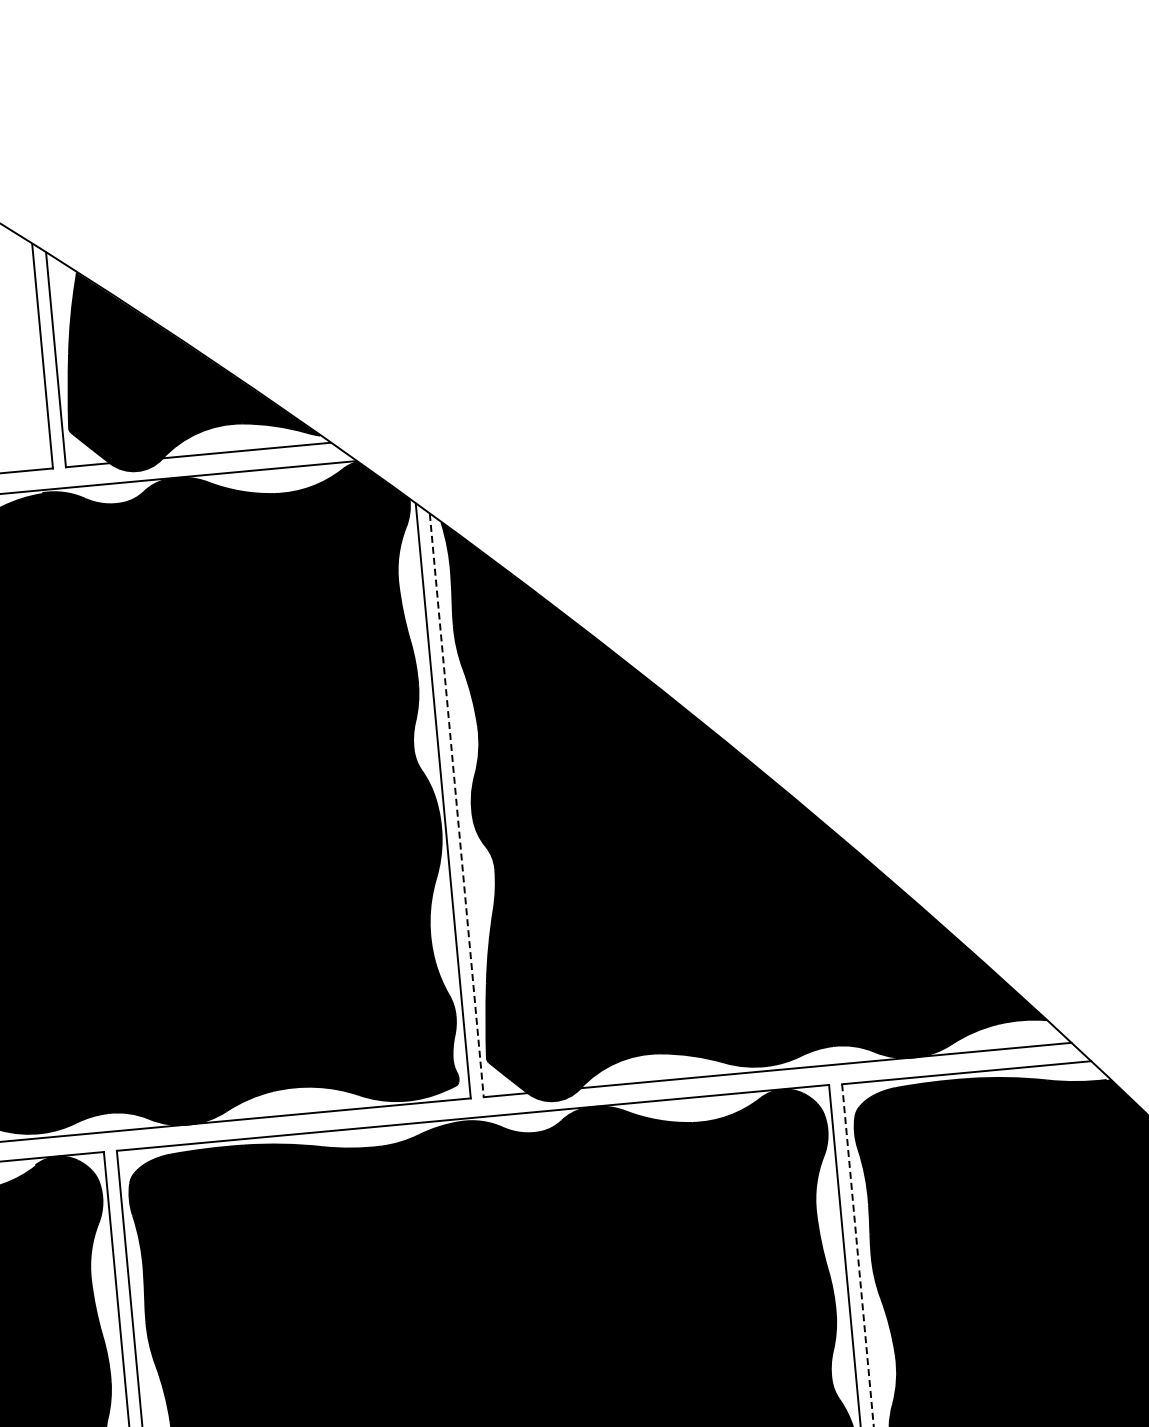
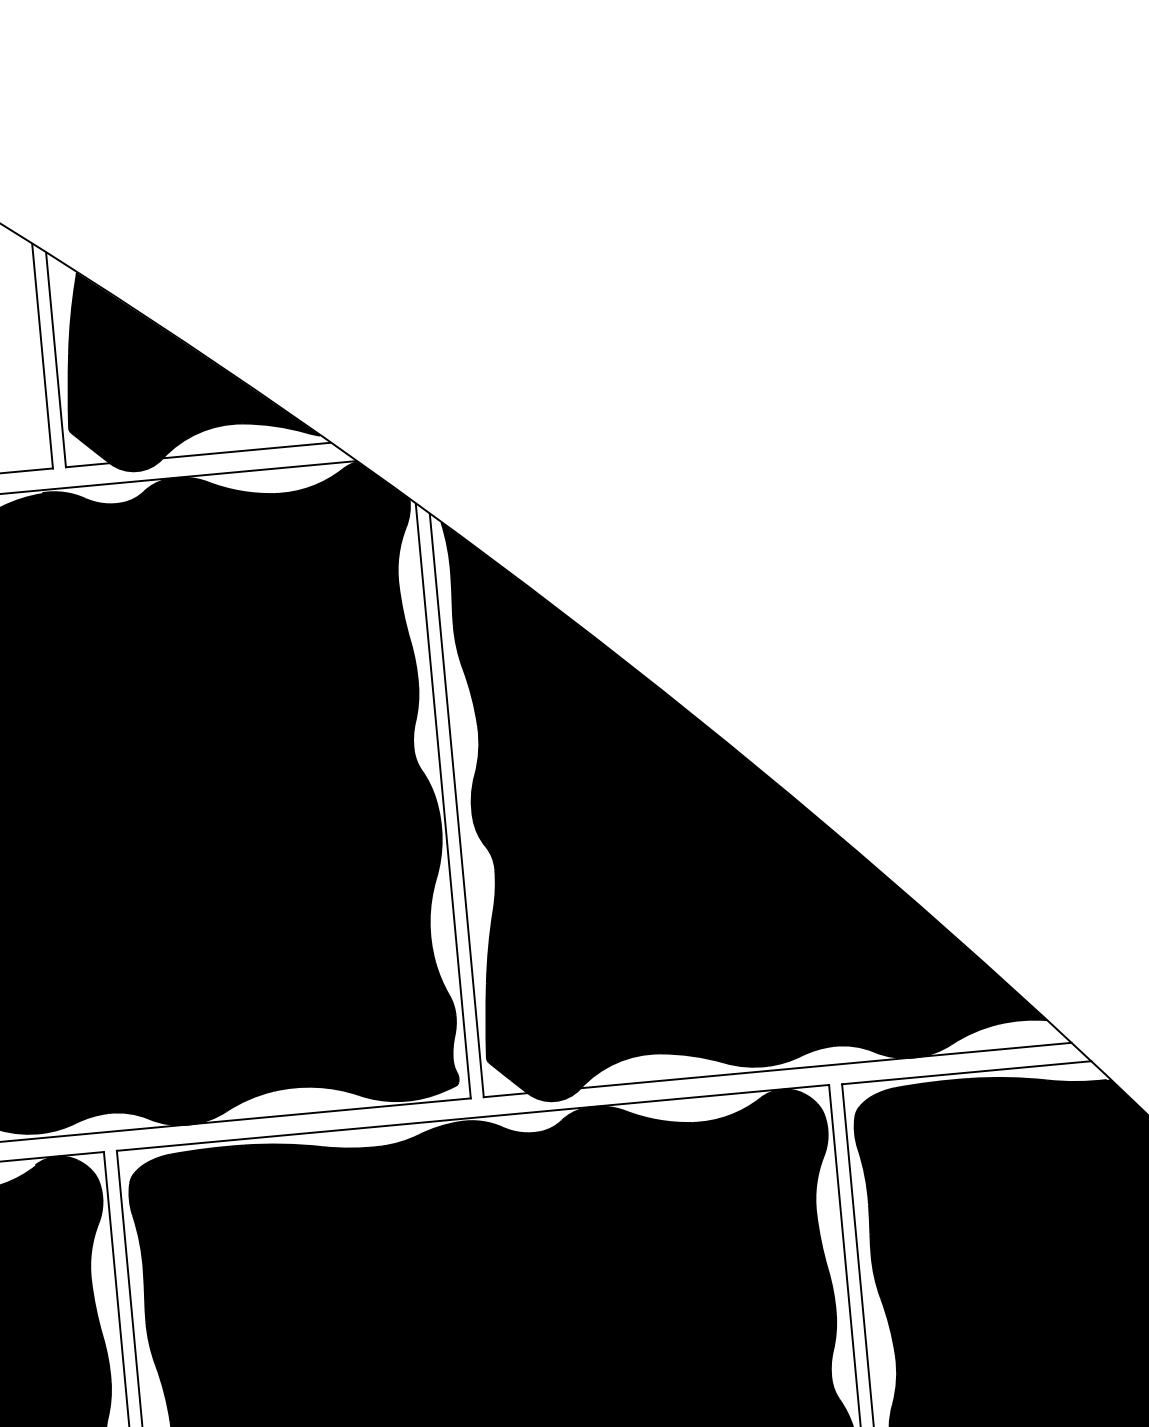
line: dashed -> solid (456, 805)
line: dashed -> solid (857, 1255)
